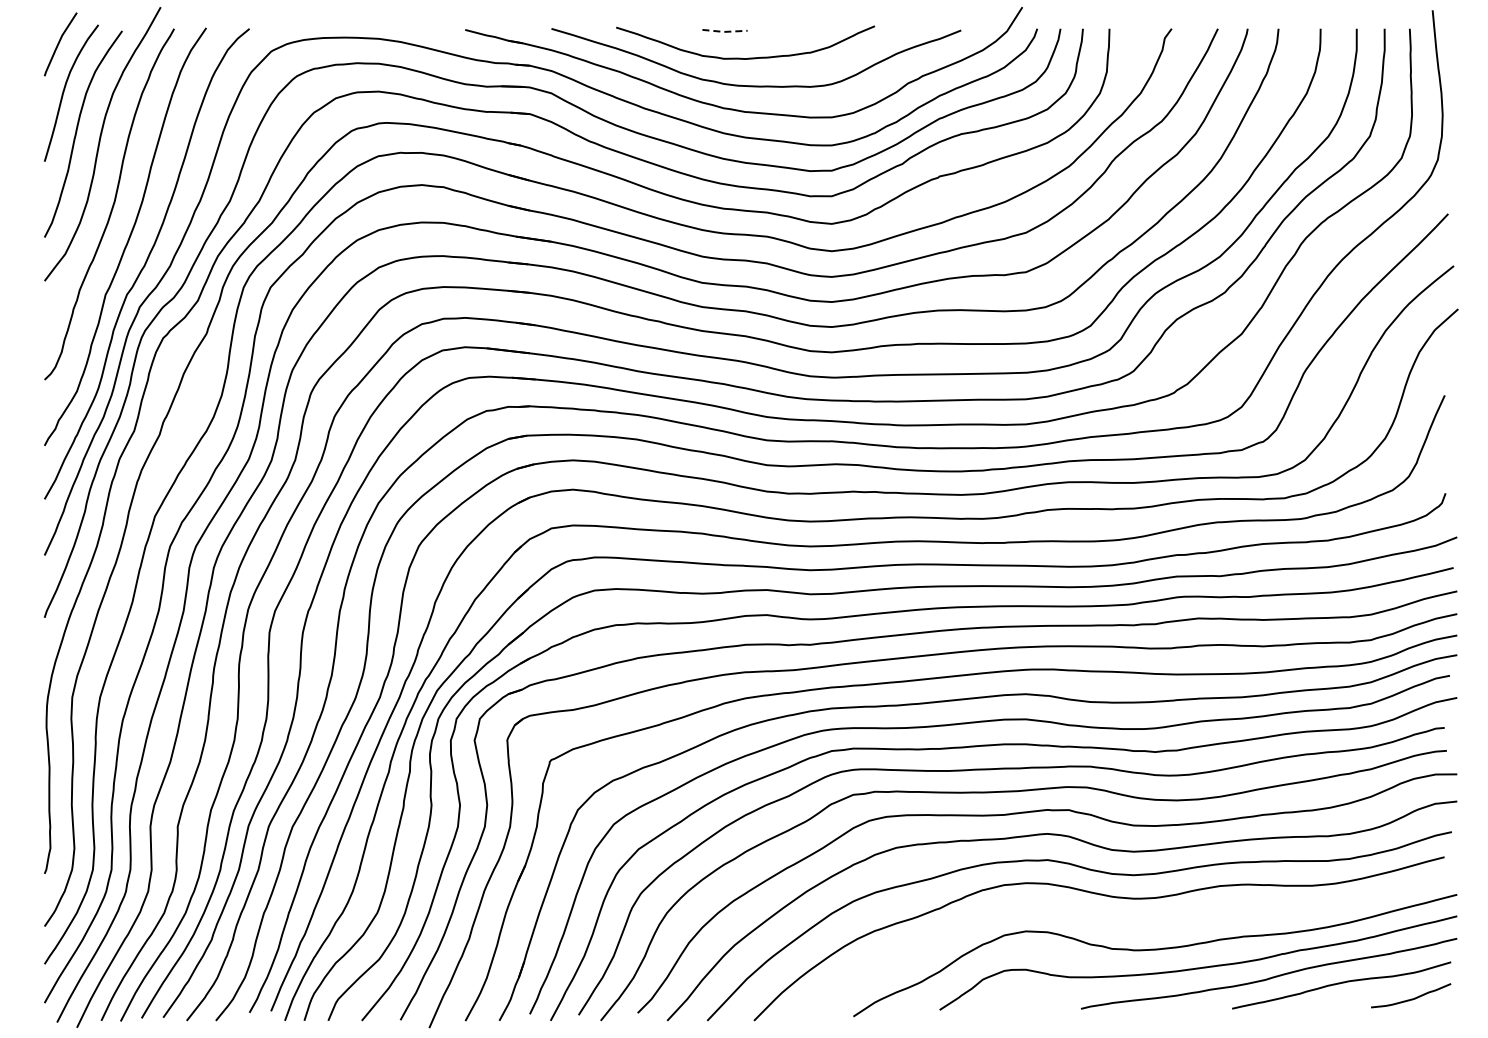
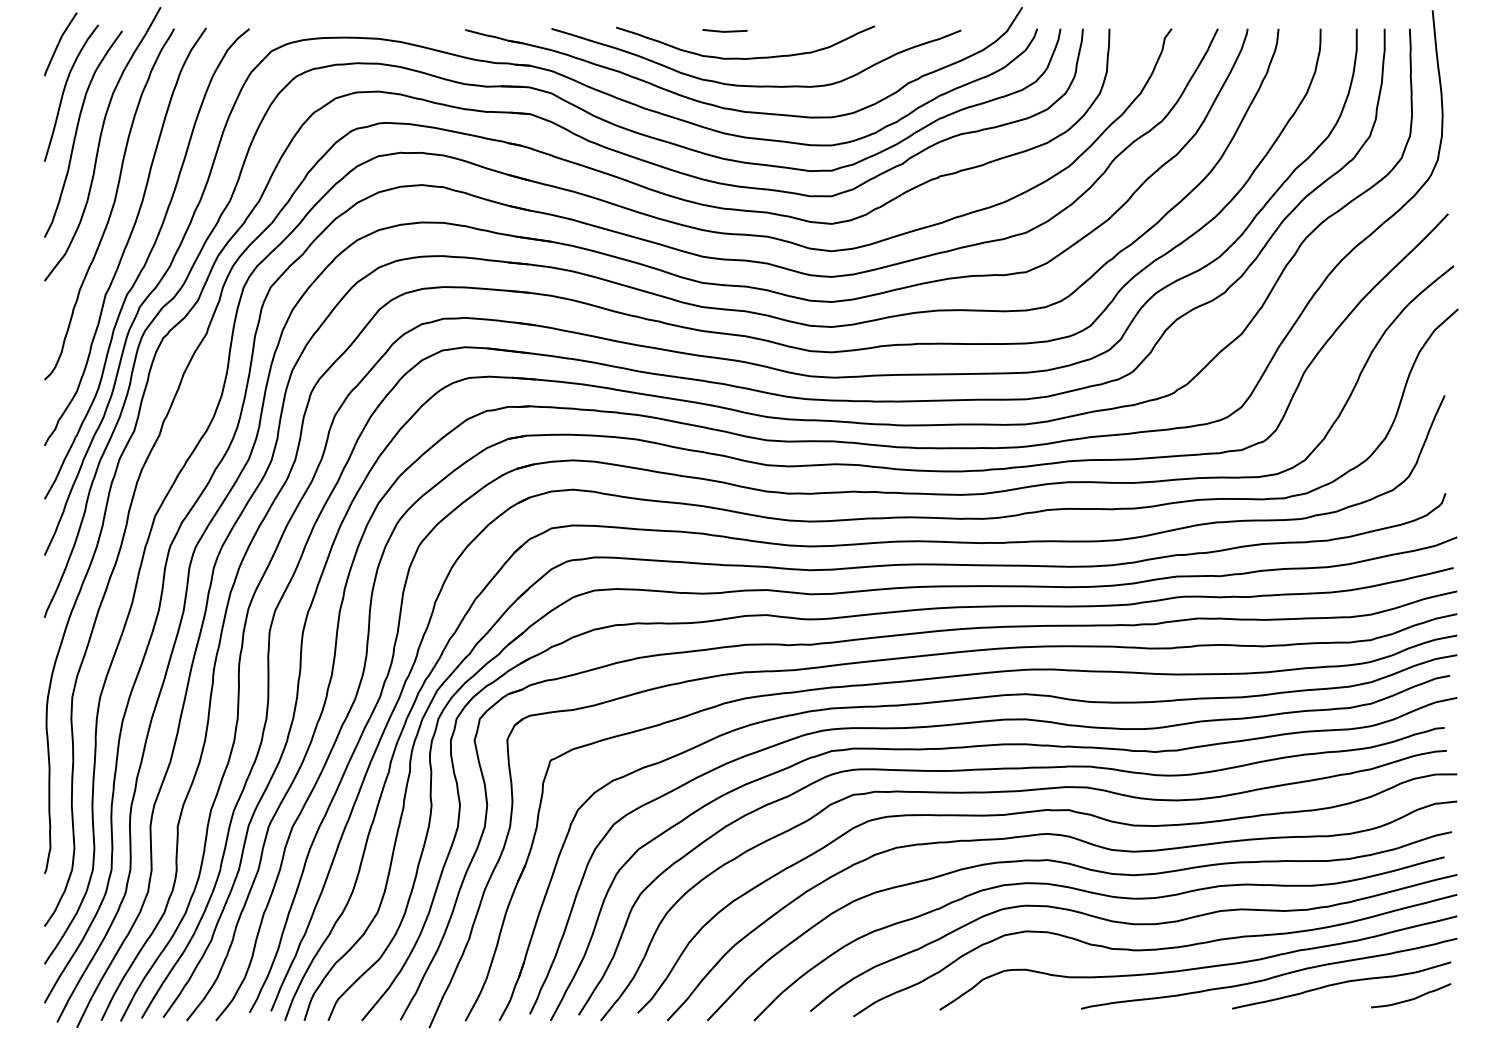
line: dashed -> solid (724, 31)
curve: none -> present (1133, 925)
